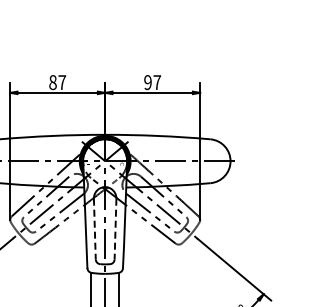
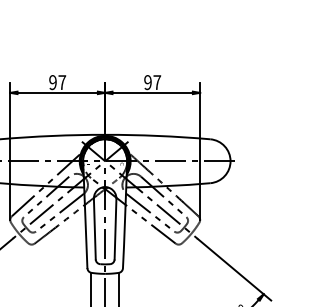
text: 87 -> 97 (52, 82)
line: dashed -> solid (94, 229)
line: dashed -> solid (115, 229)
